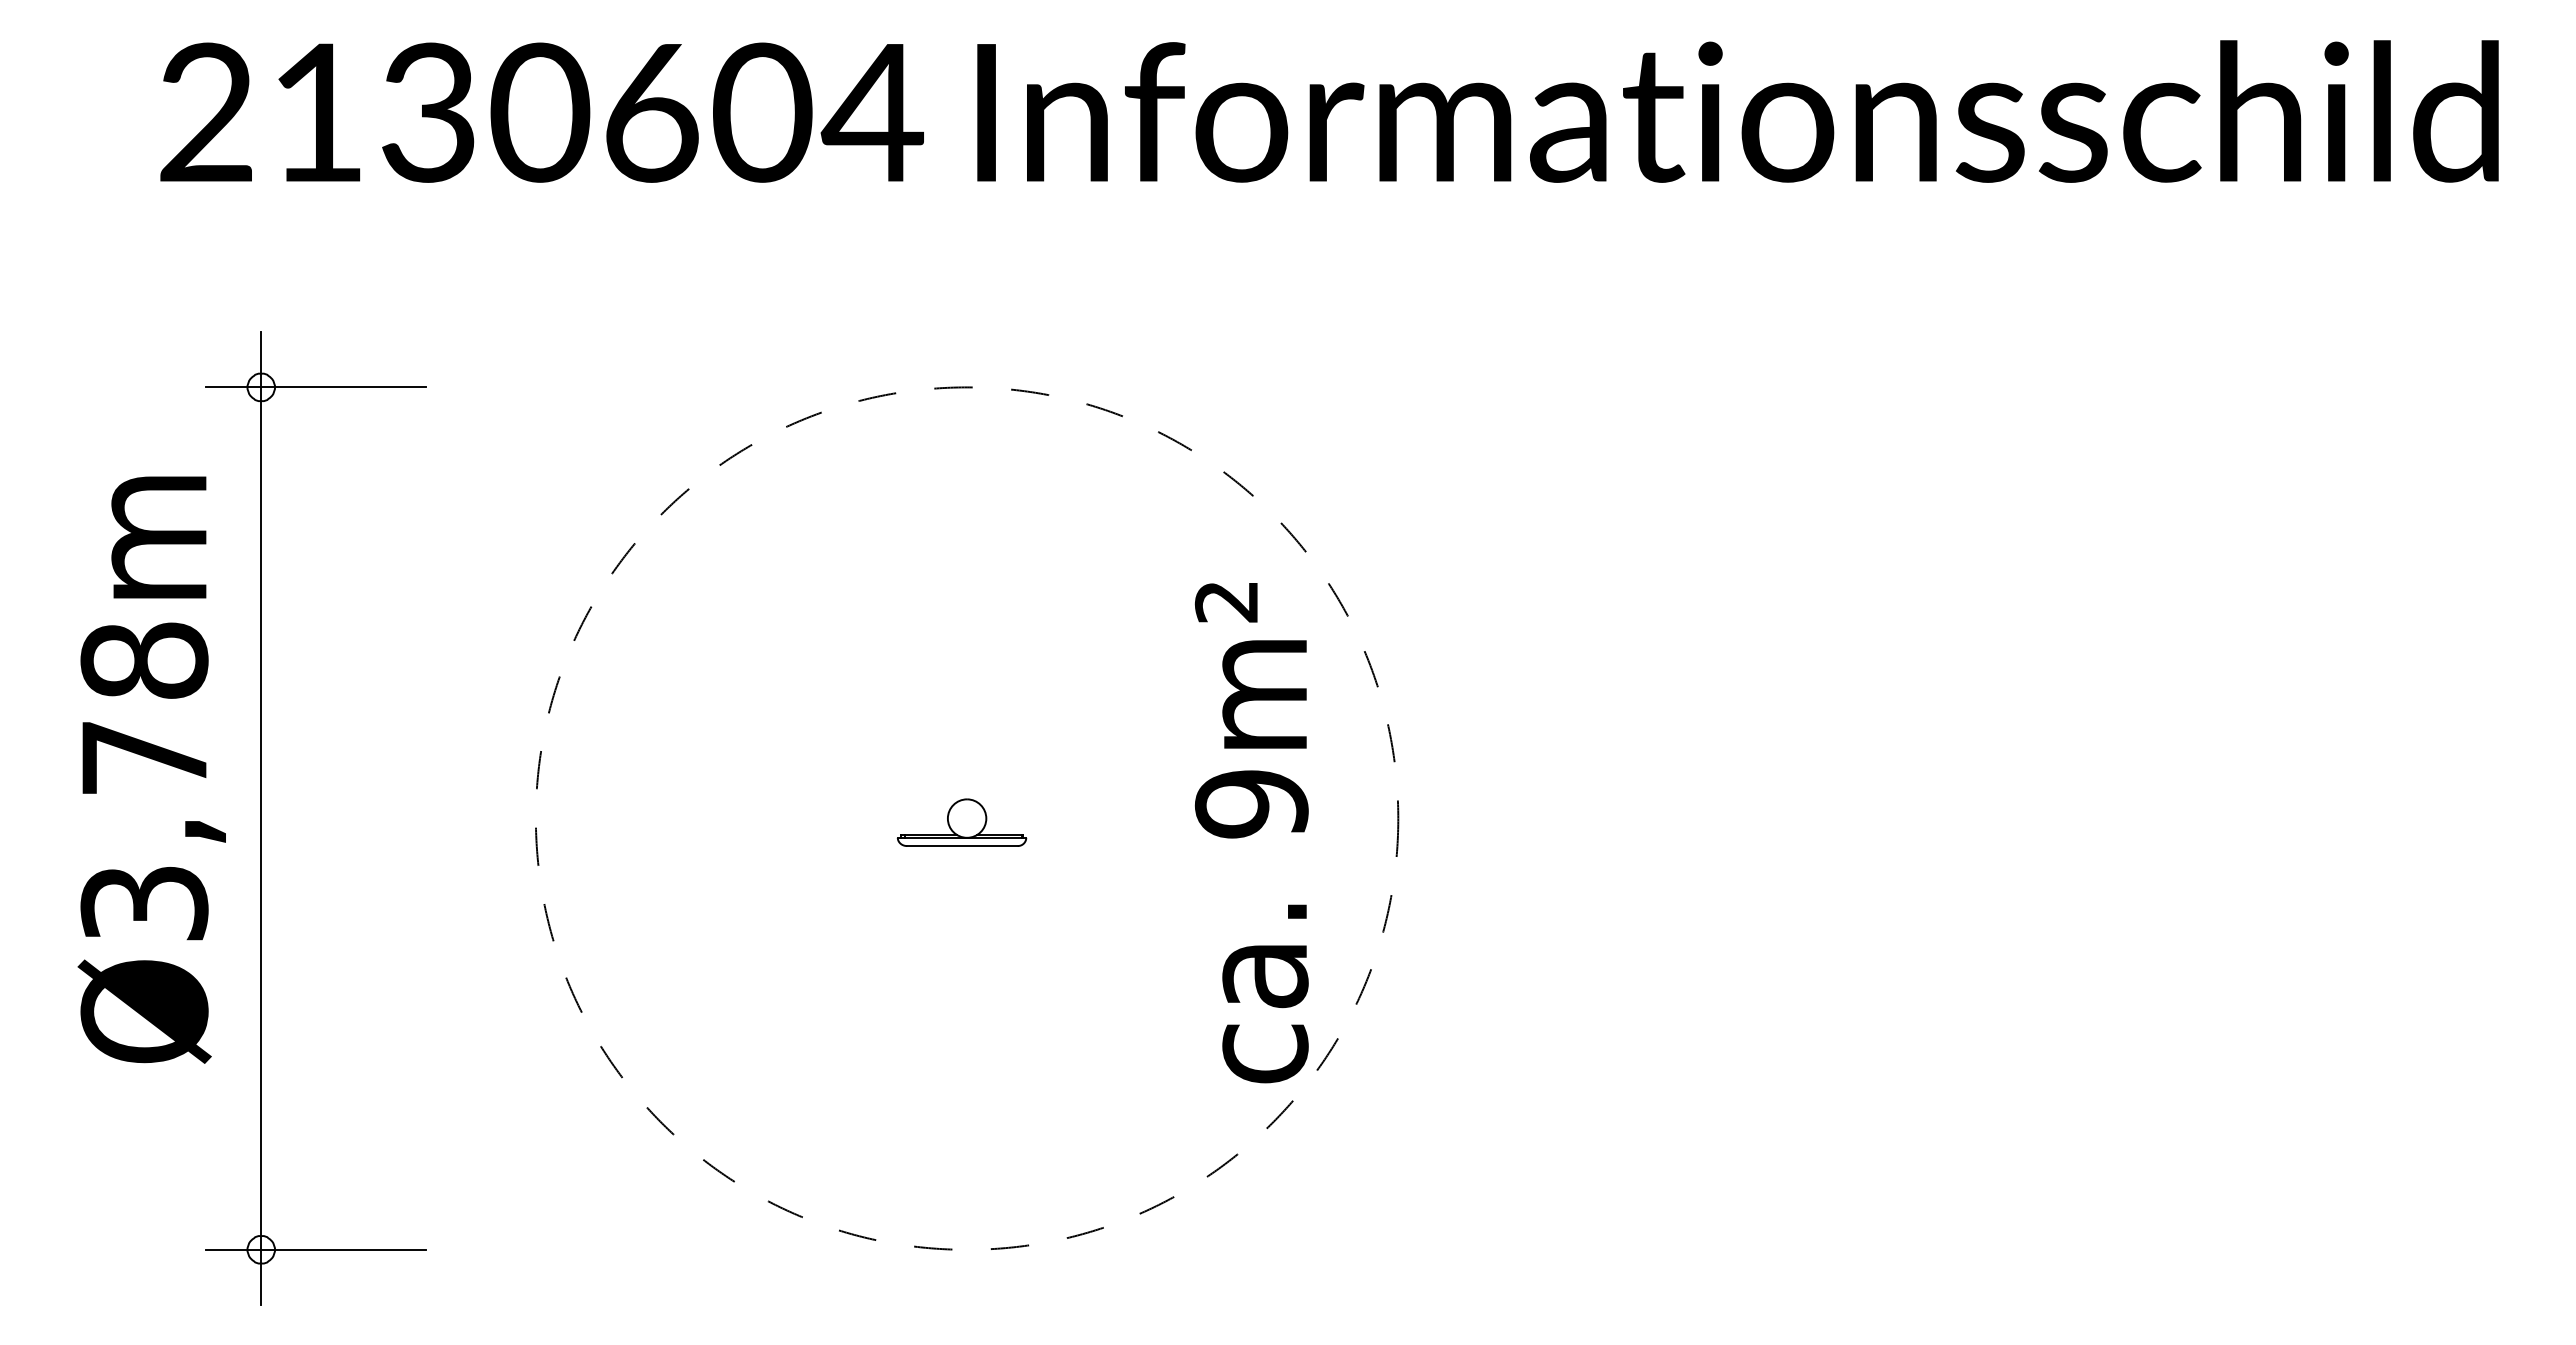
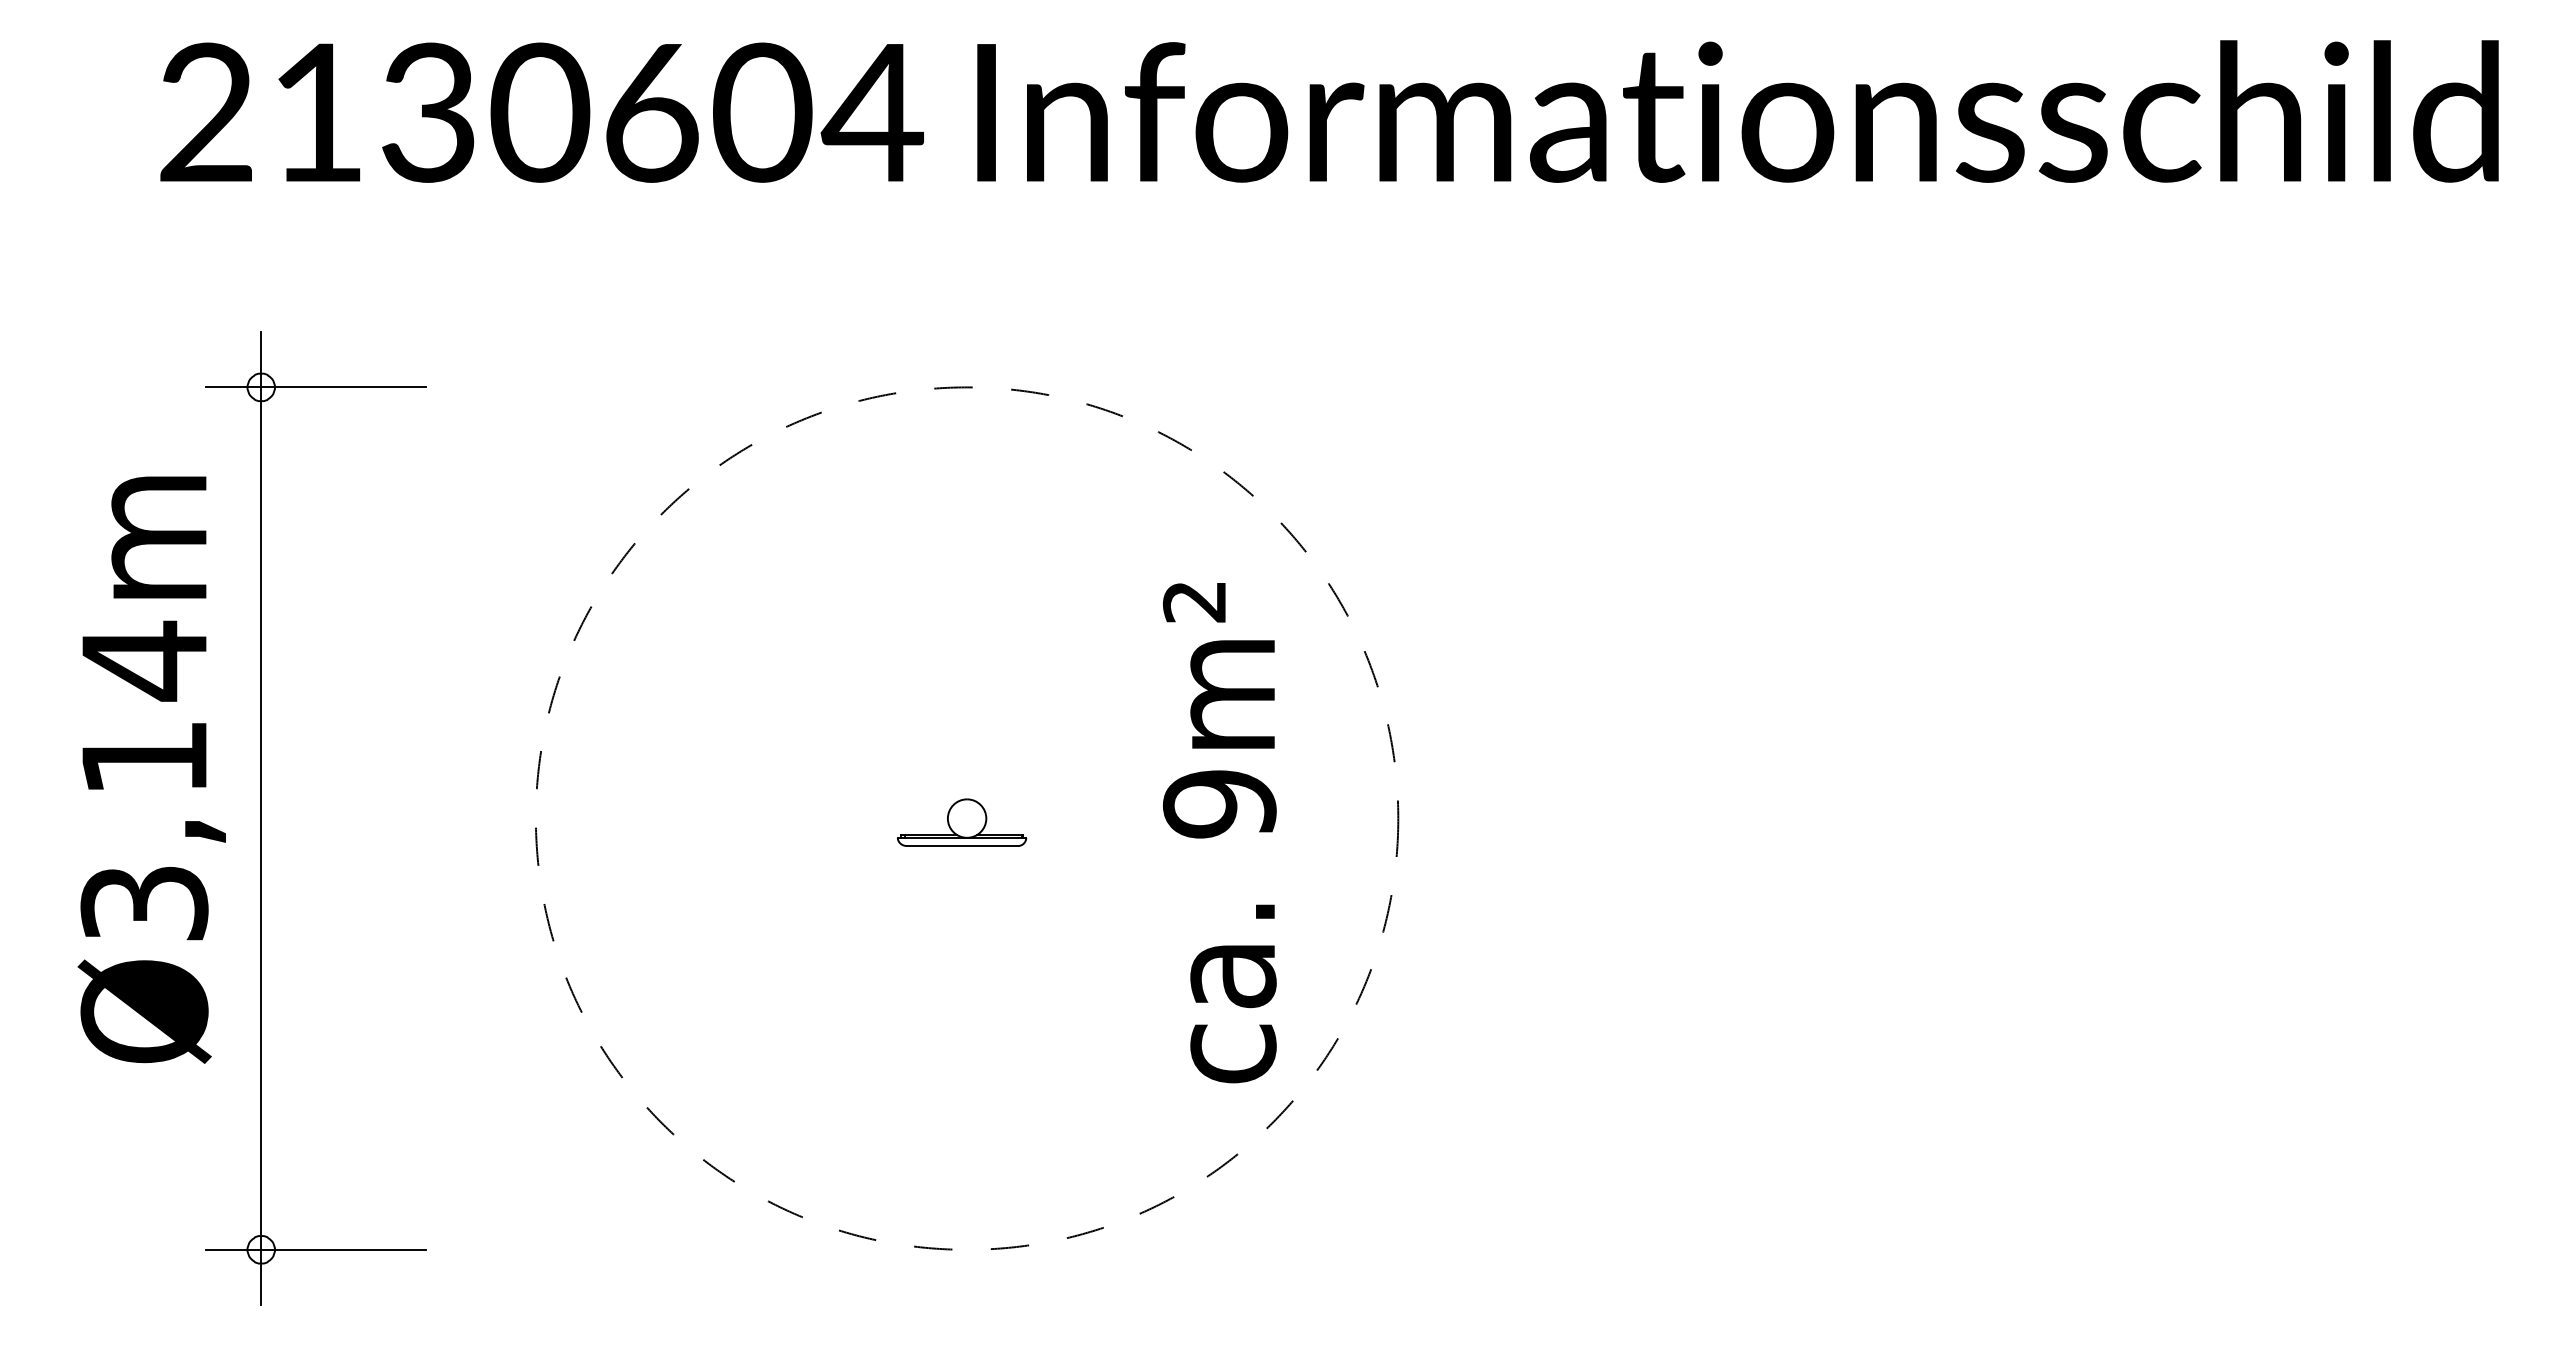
text: Ø3,78m -> Ø3,14m (144, 706)
text position: (1251, 833) -> (1219, 833) (1219, 833)
